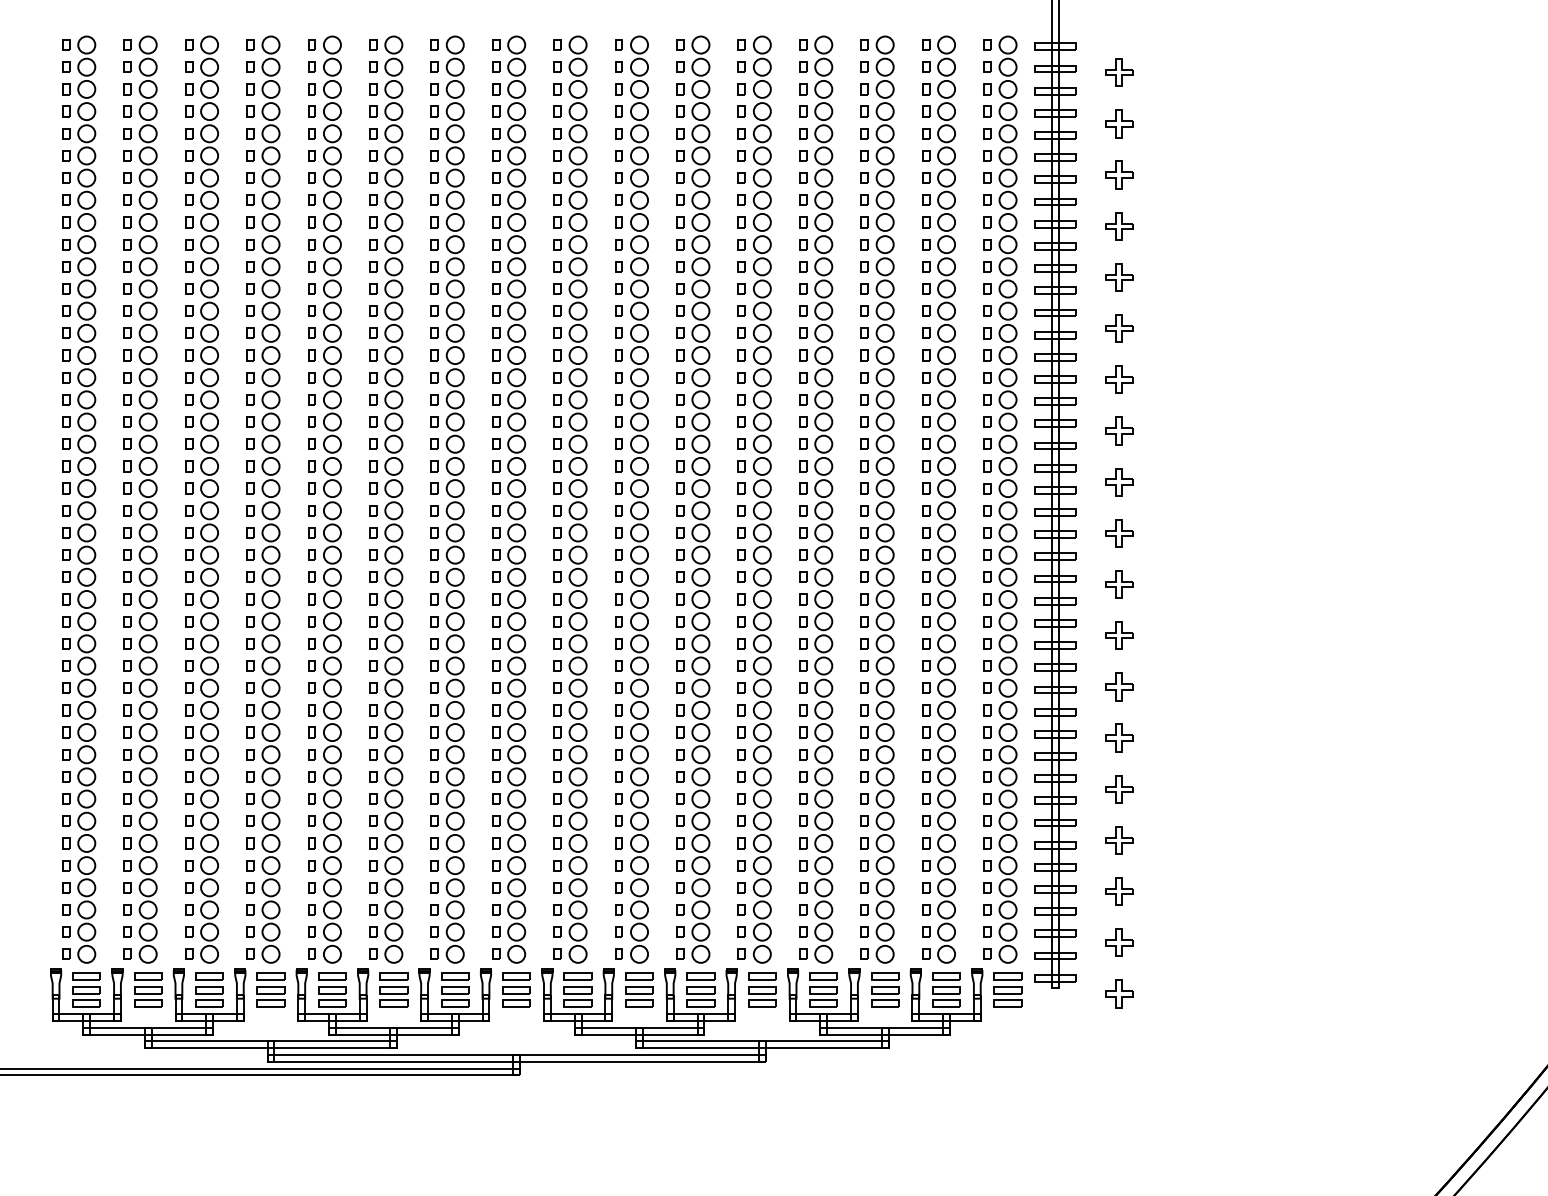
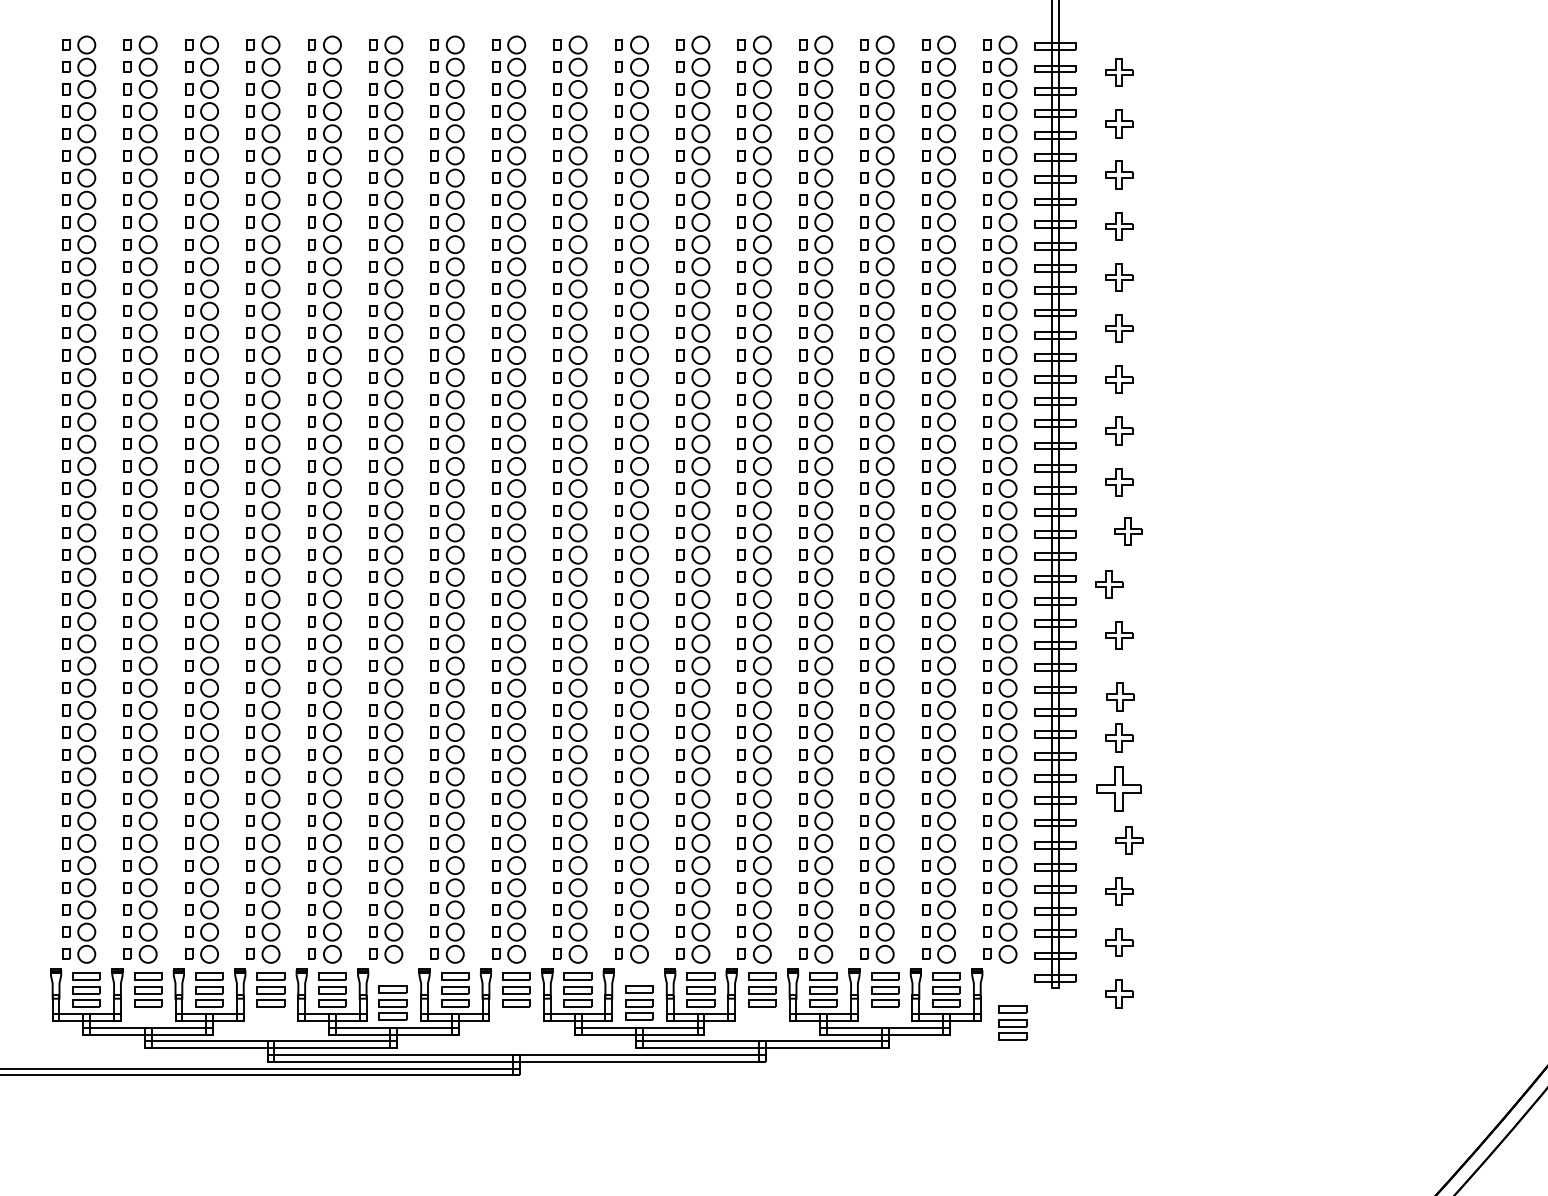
part position: (1119, 533) -> (1128, 531) (1128, 531)
part position: (1119, 584) -> (1109, 584) (1109, 584)
part position: (1119, 686) -> (1120, 696) (1120, 696)
part size: 29x29 px -> 46x46 px (1118, 788)
part position: (1119, 840) -> (1129, 840) (1129, 840)
part position: (393, 989) -> (392, 1002) (392, 1002)
part position: (639, 989) -> (639, 1002) (639, 1002)
part position: (1007, 989) -> (1012, 1022) (1012, 1022)
